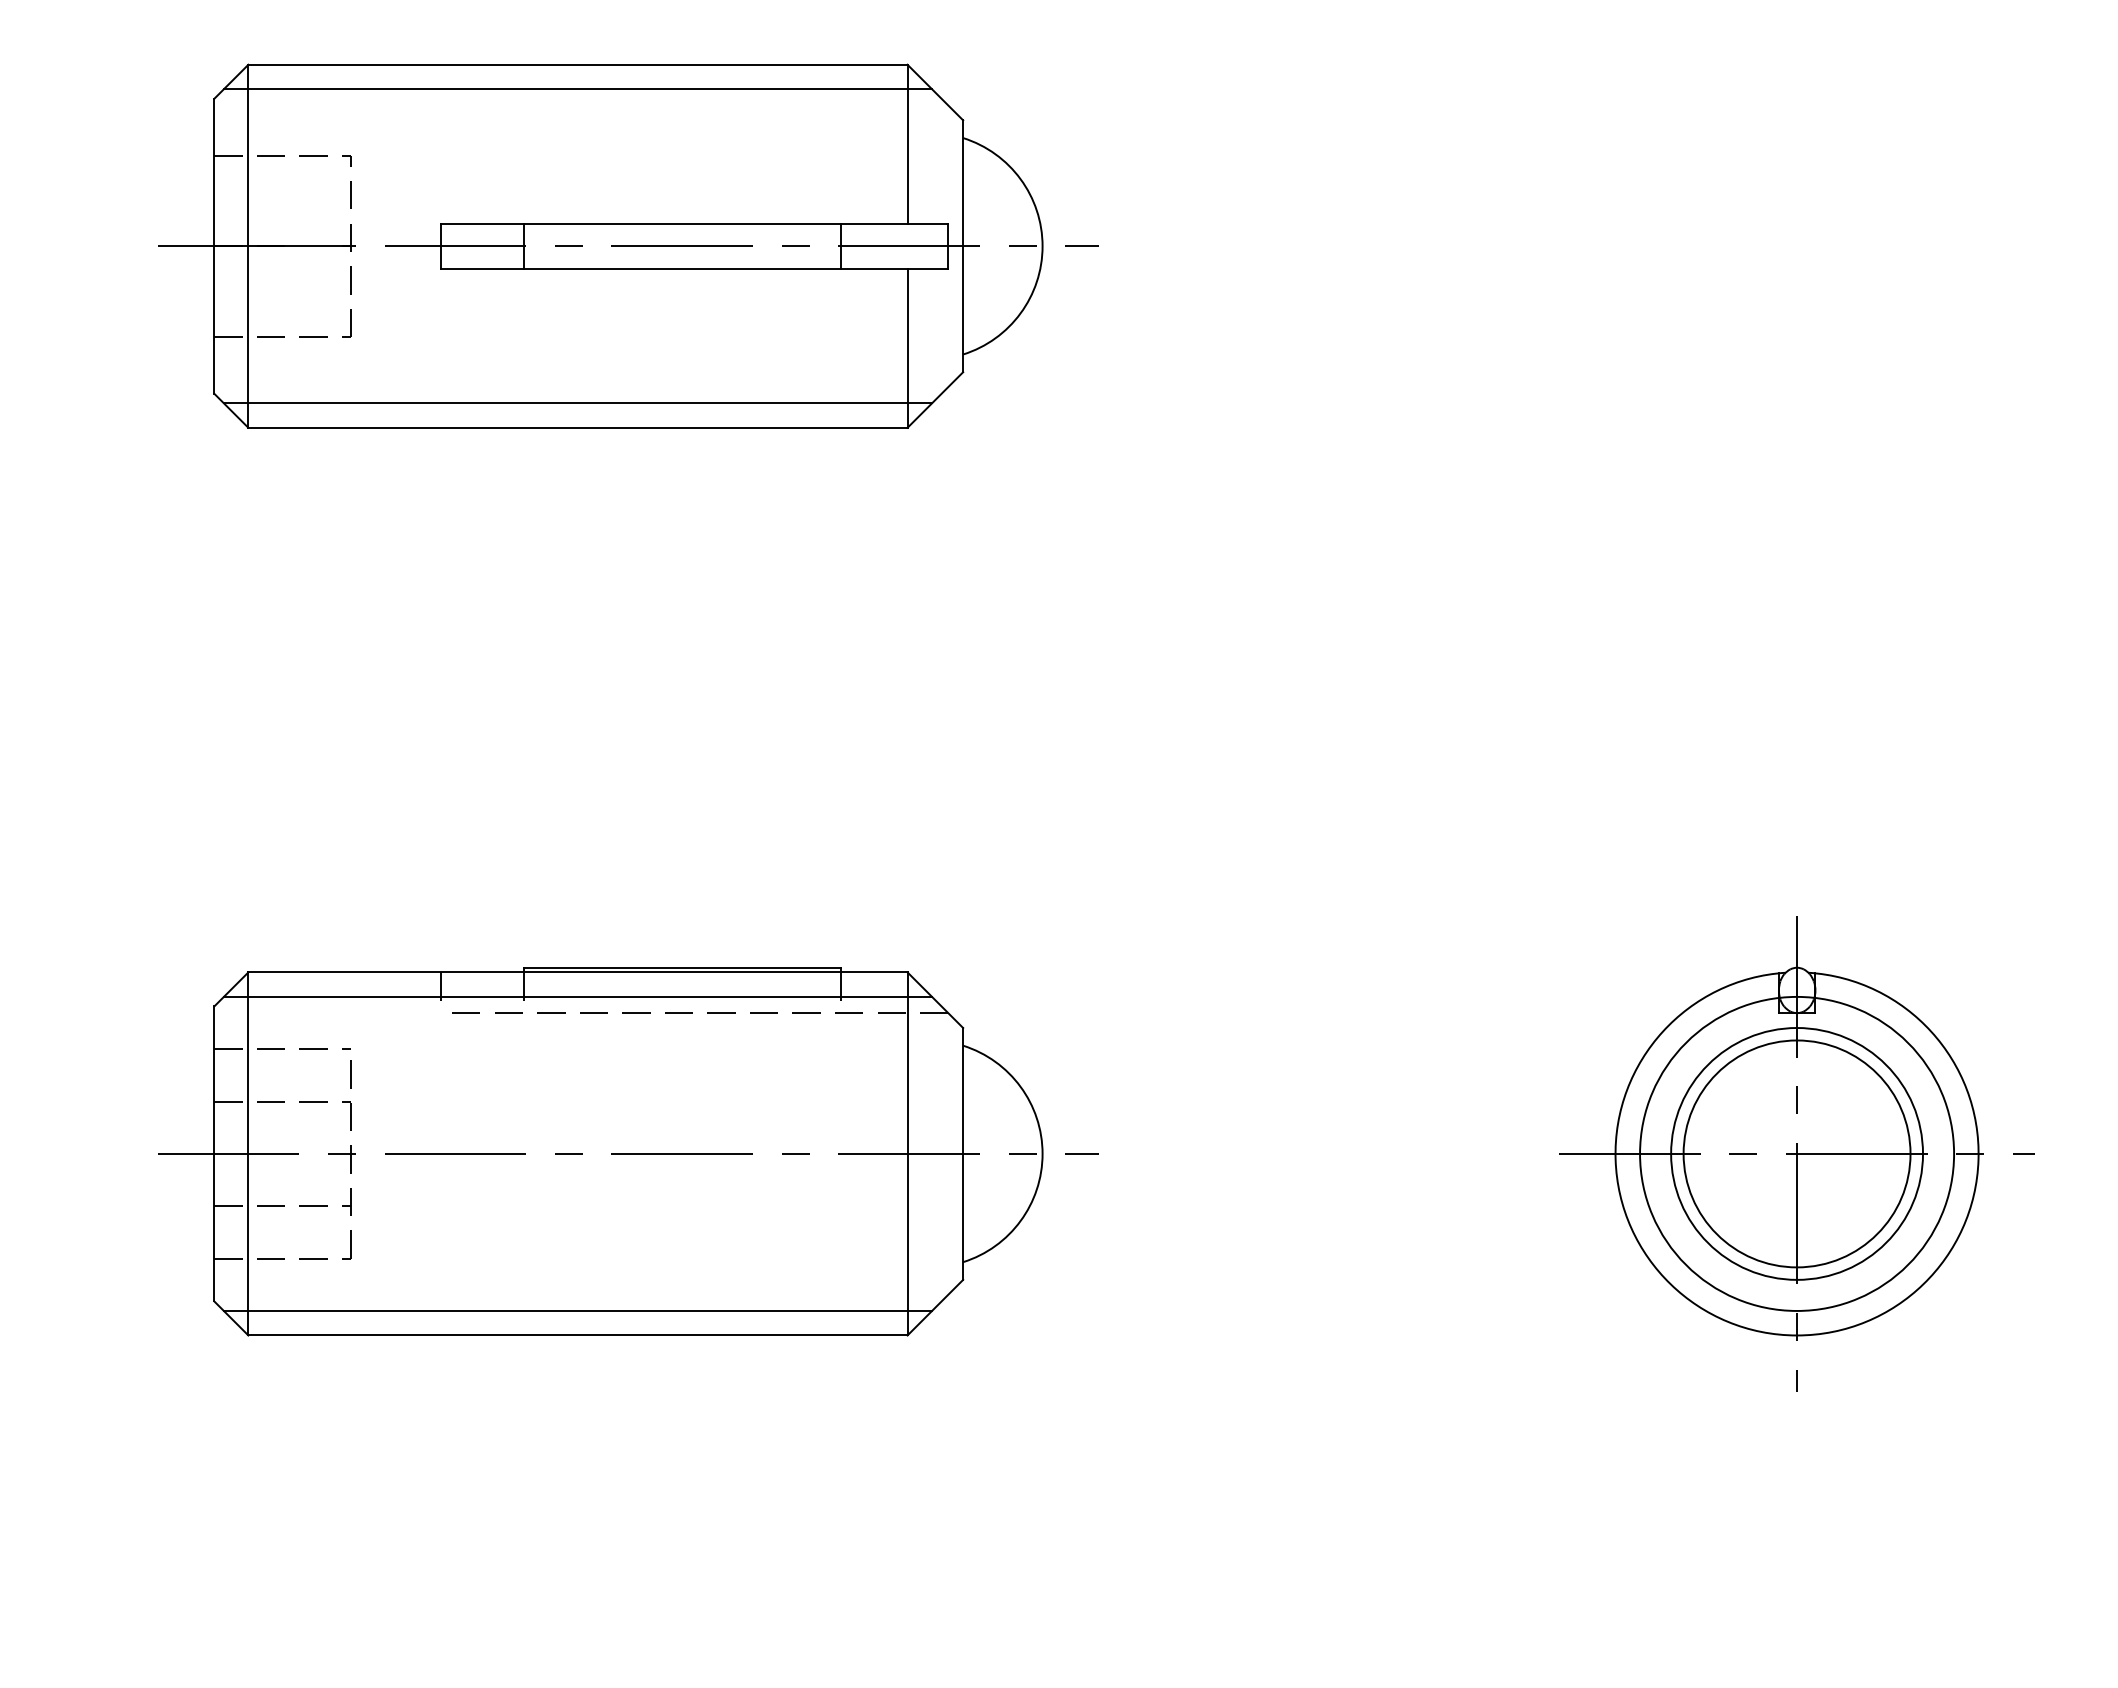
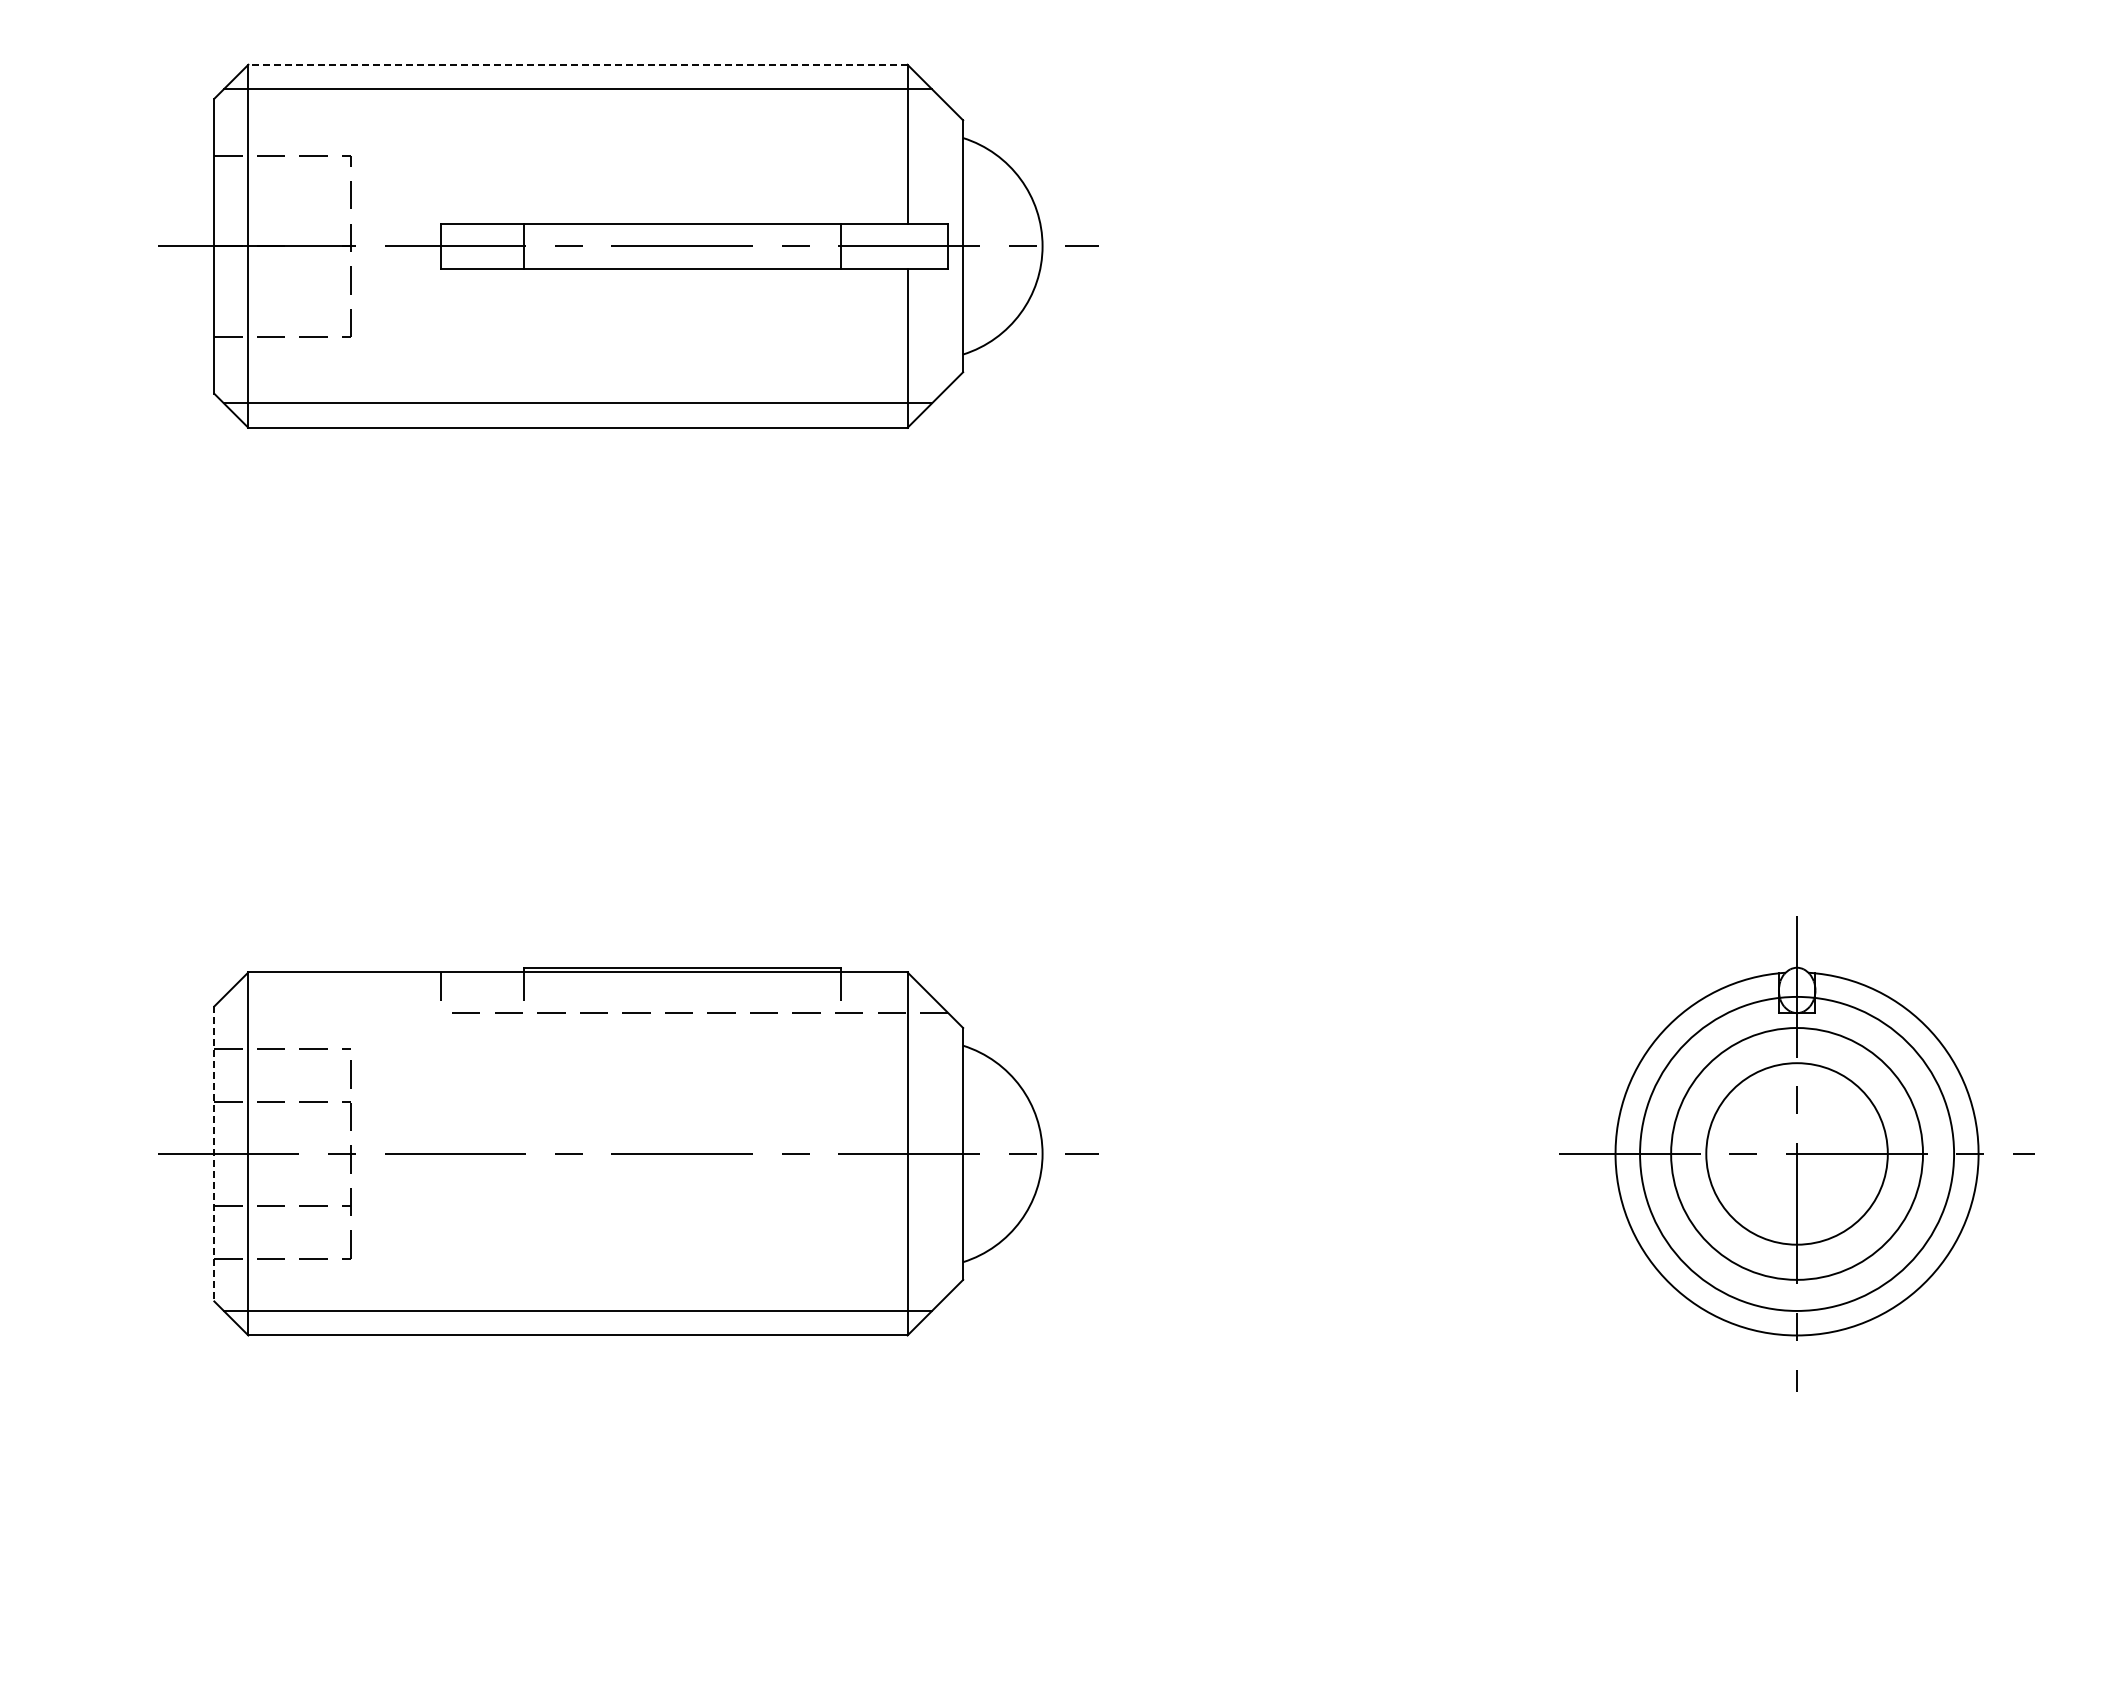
line: solid -> dashed (577, 64)
line: present -> none (577, 996)
circle diameter: 227 px -> 182 px (1796, 1153)
line: solid -> dashed (214, 1154)
